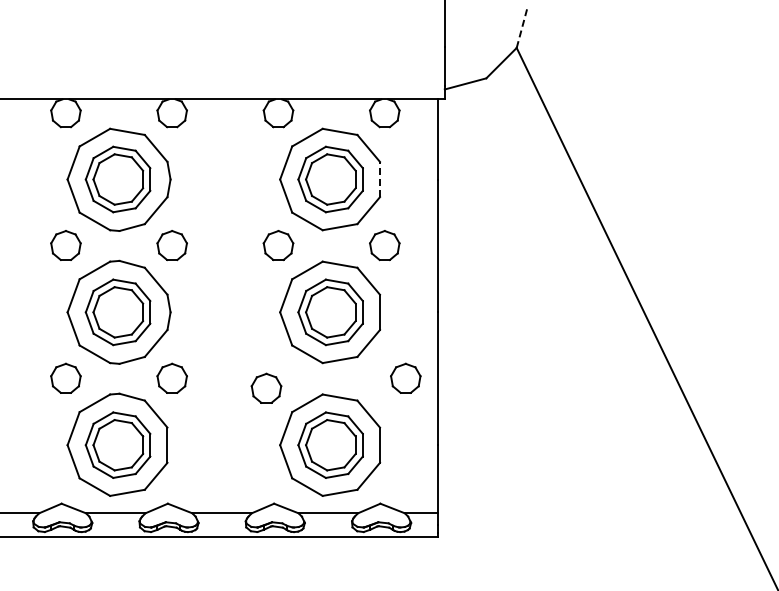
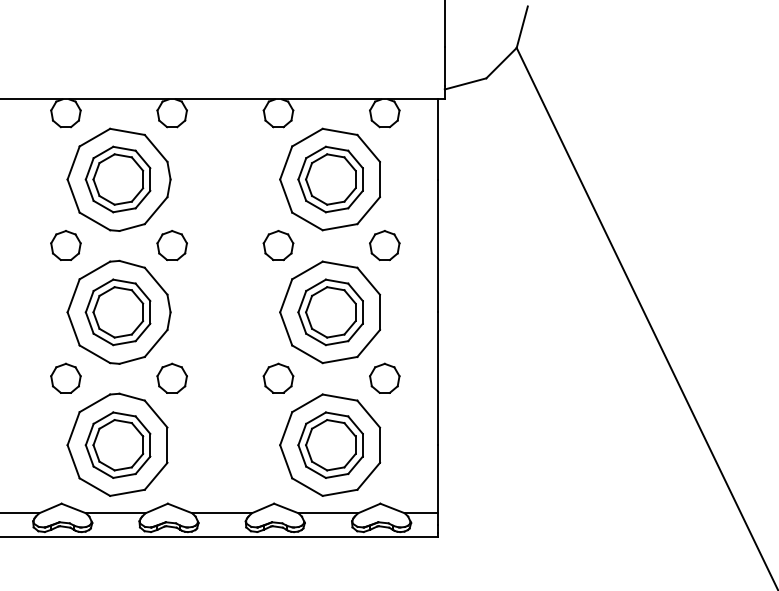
line: dashed -> solid (522, 26)
line: dashed -> solid (380, 179)
part position: (405, 377) -> (384, 377) (384, 377)
part position: (266, 387) -> (278, 377) (278, 377)
